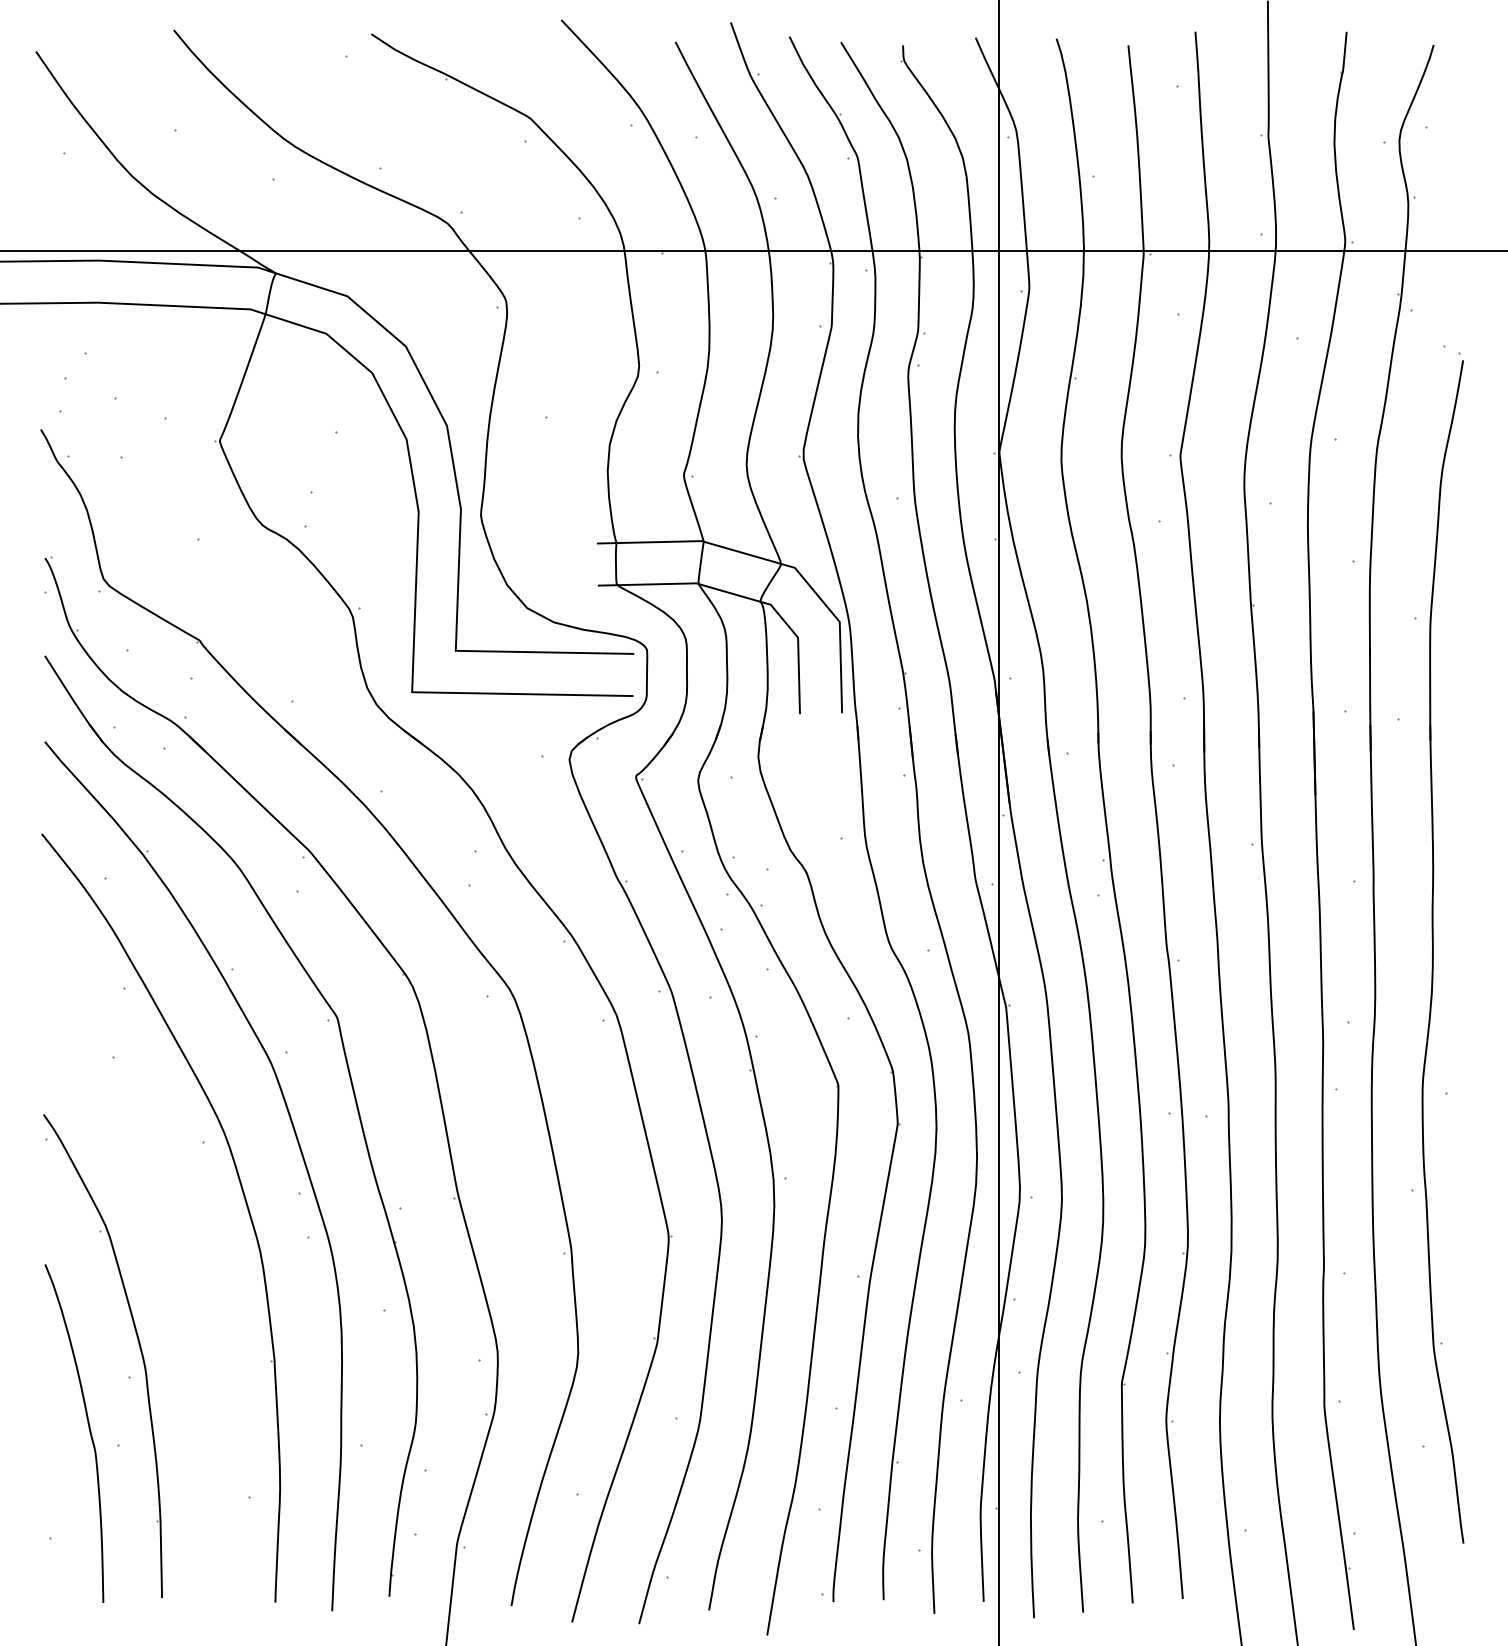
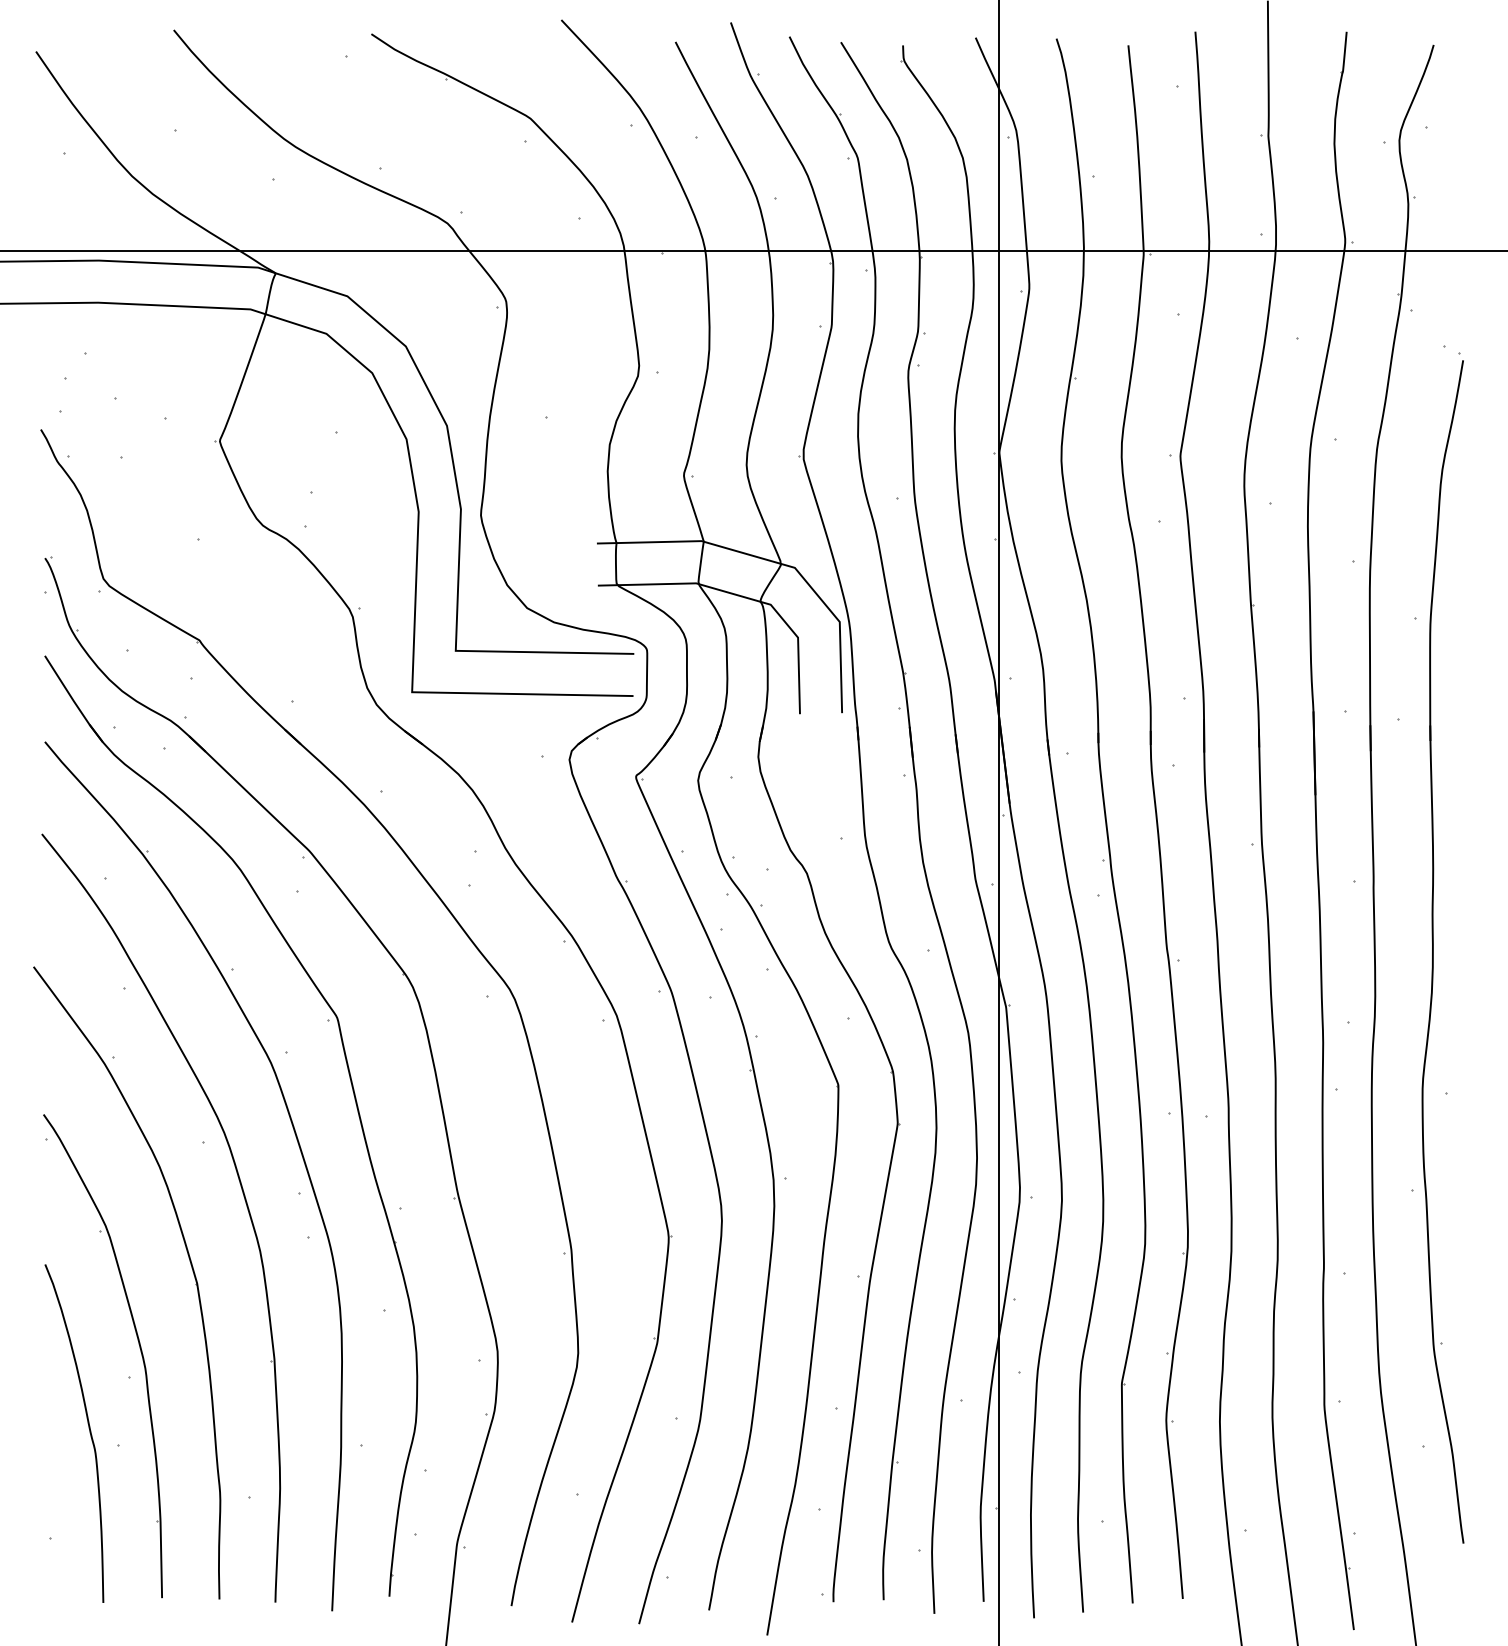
part: none -> present (189, 1261)
